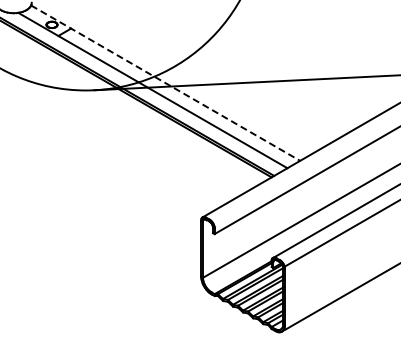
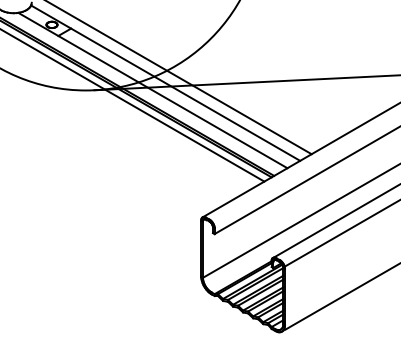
line: none -> present (179, 78)
line: dashed -> solid (166, 83)
line: none -> present (133, 105)
